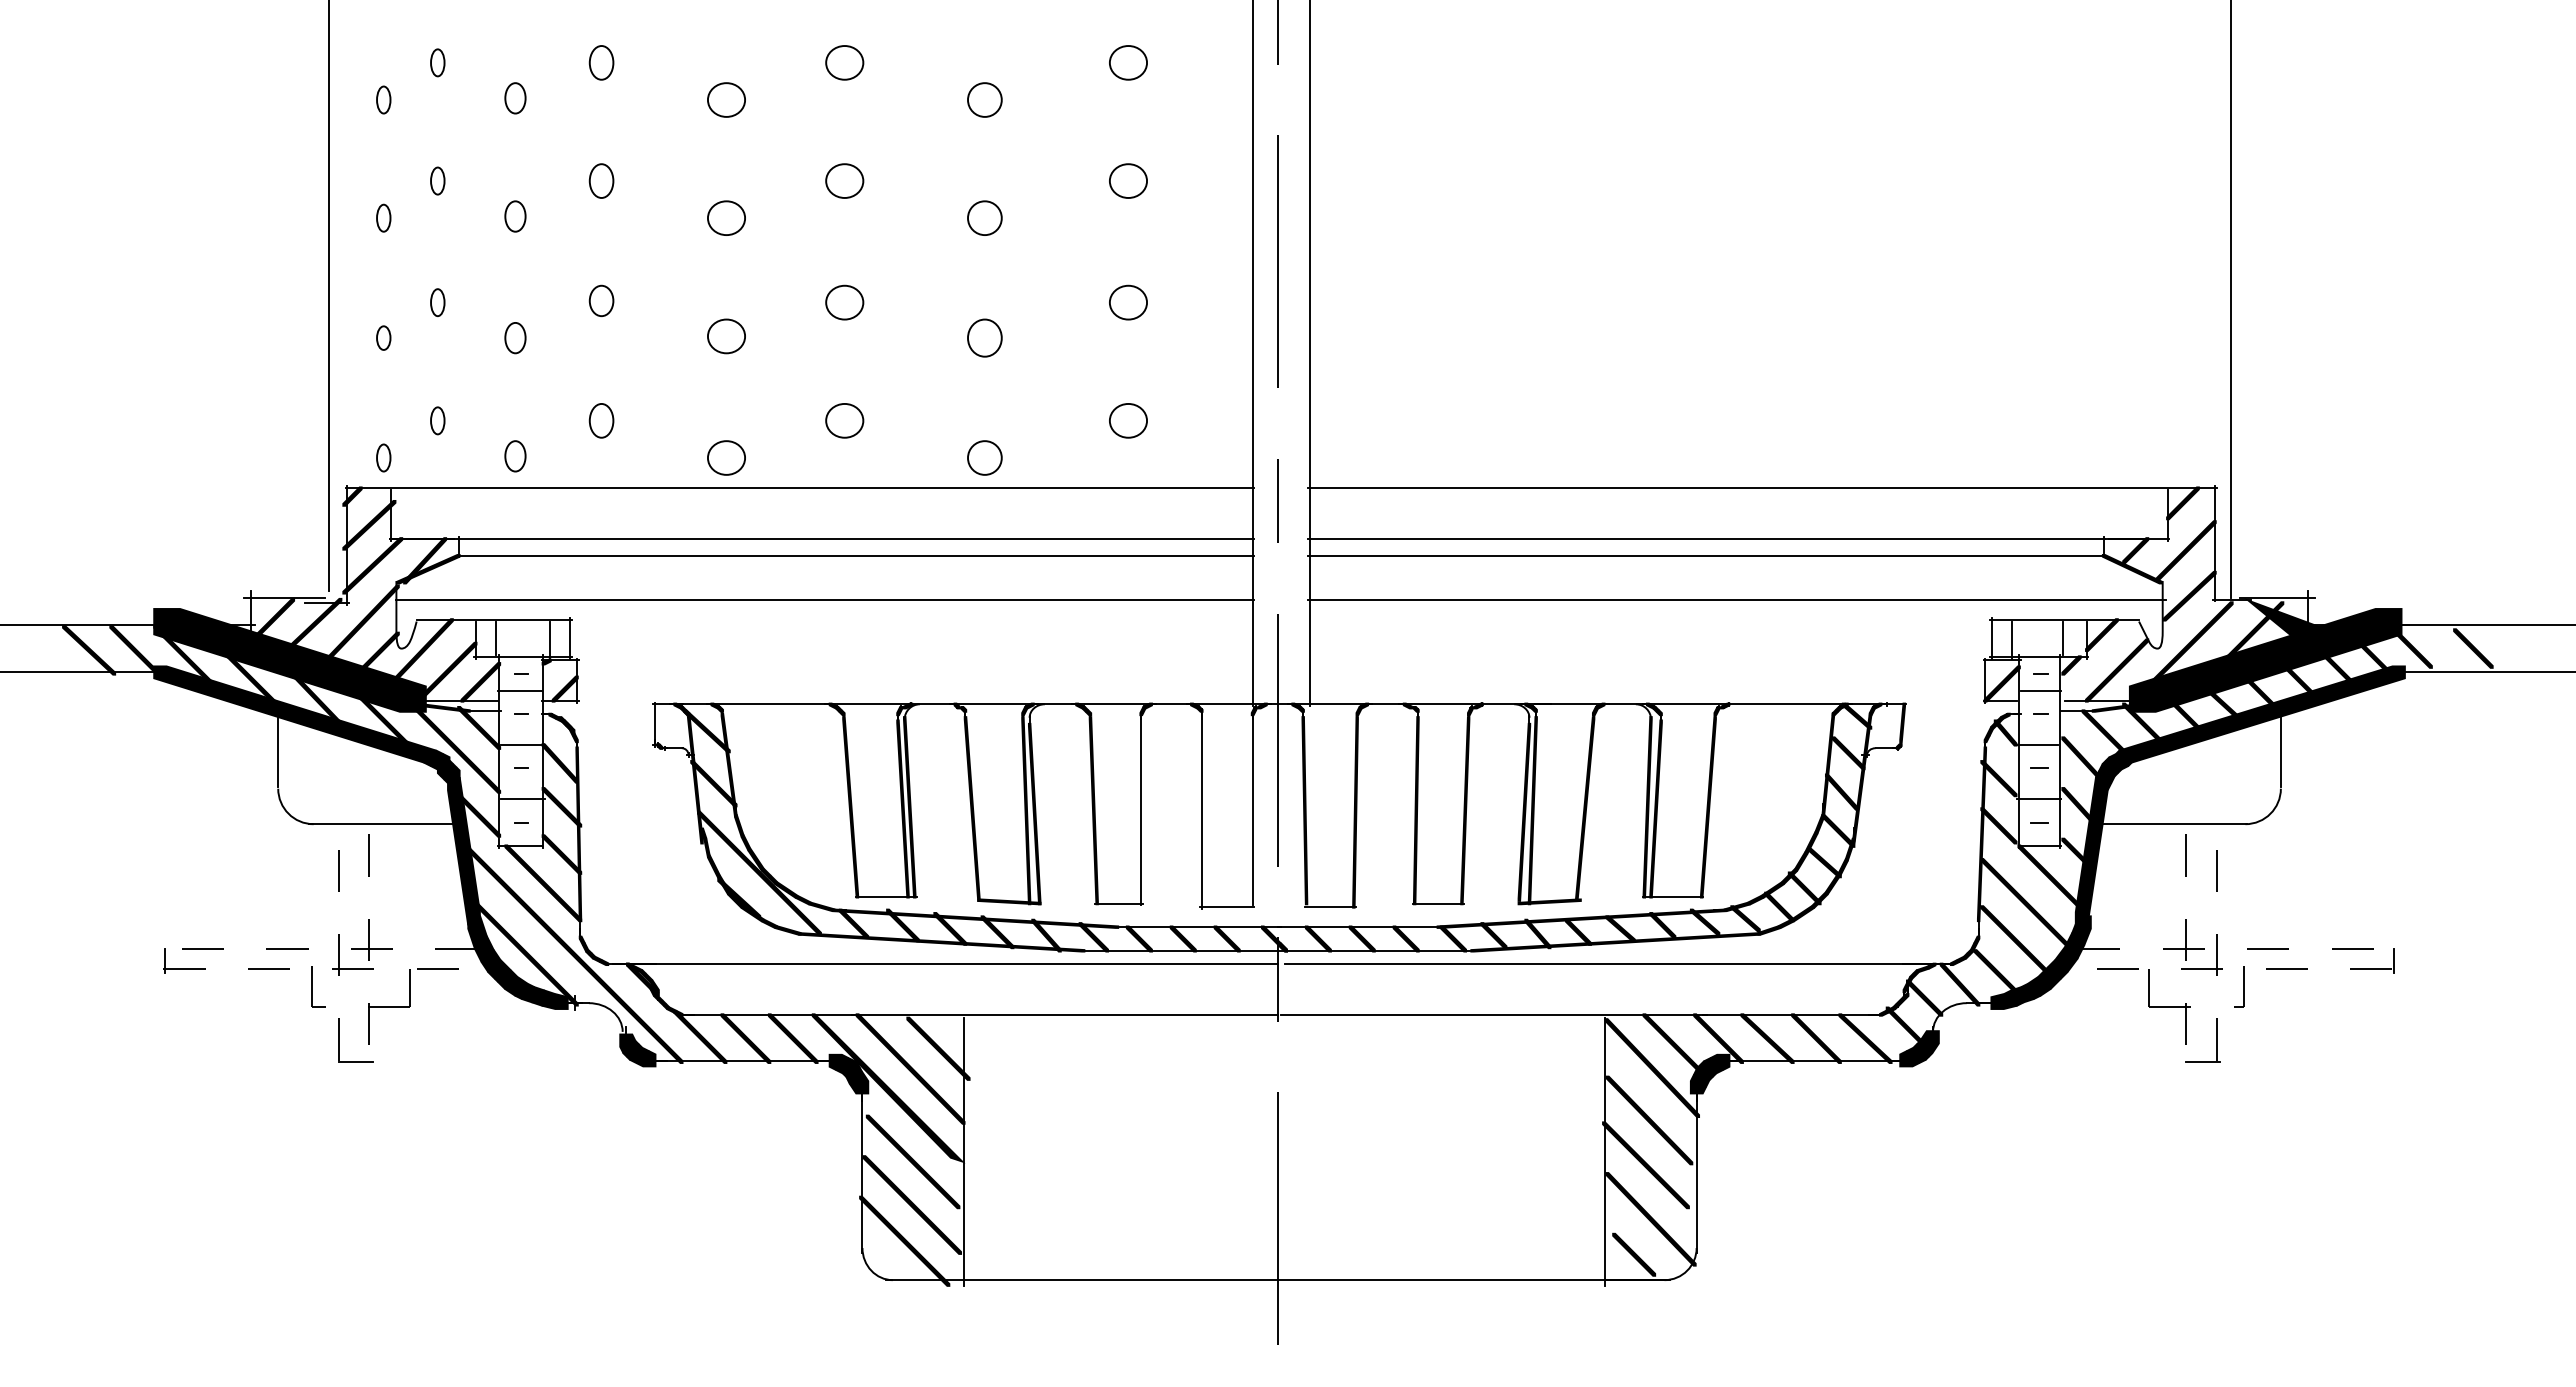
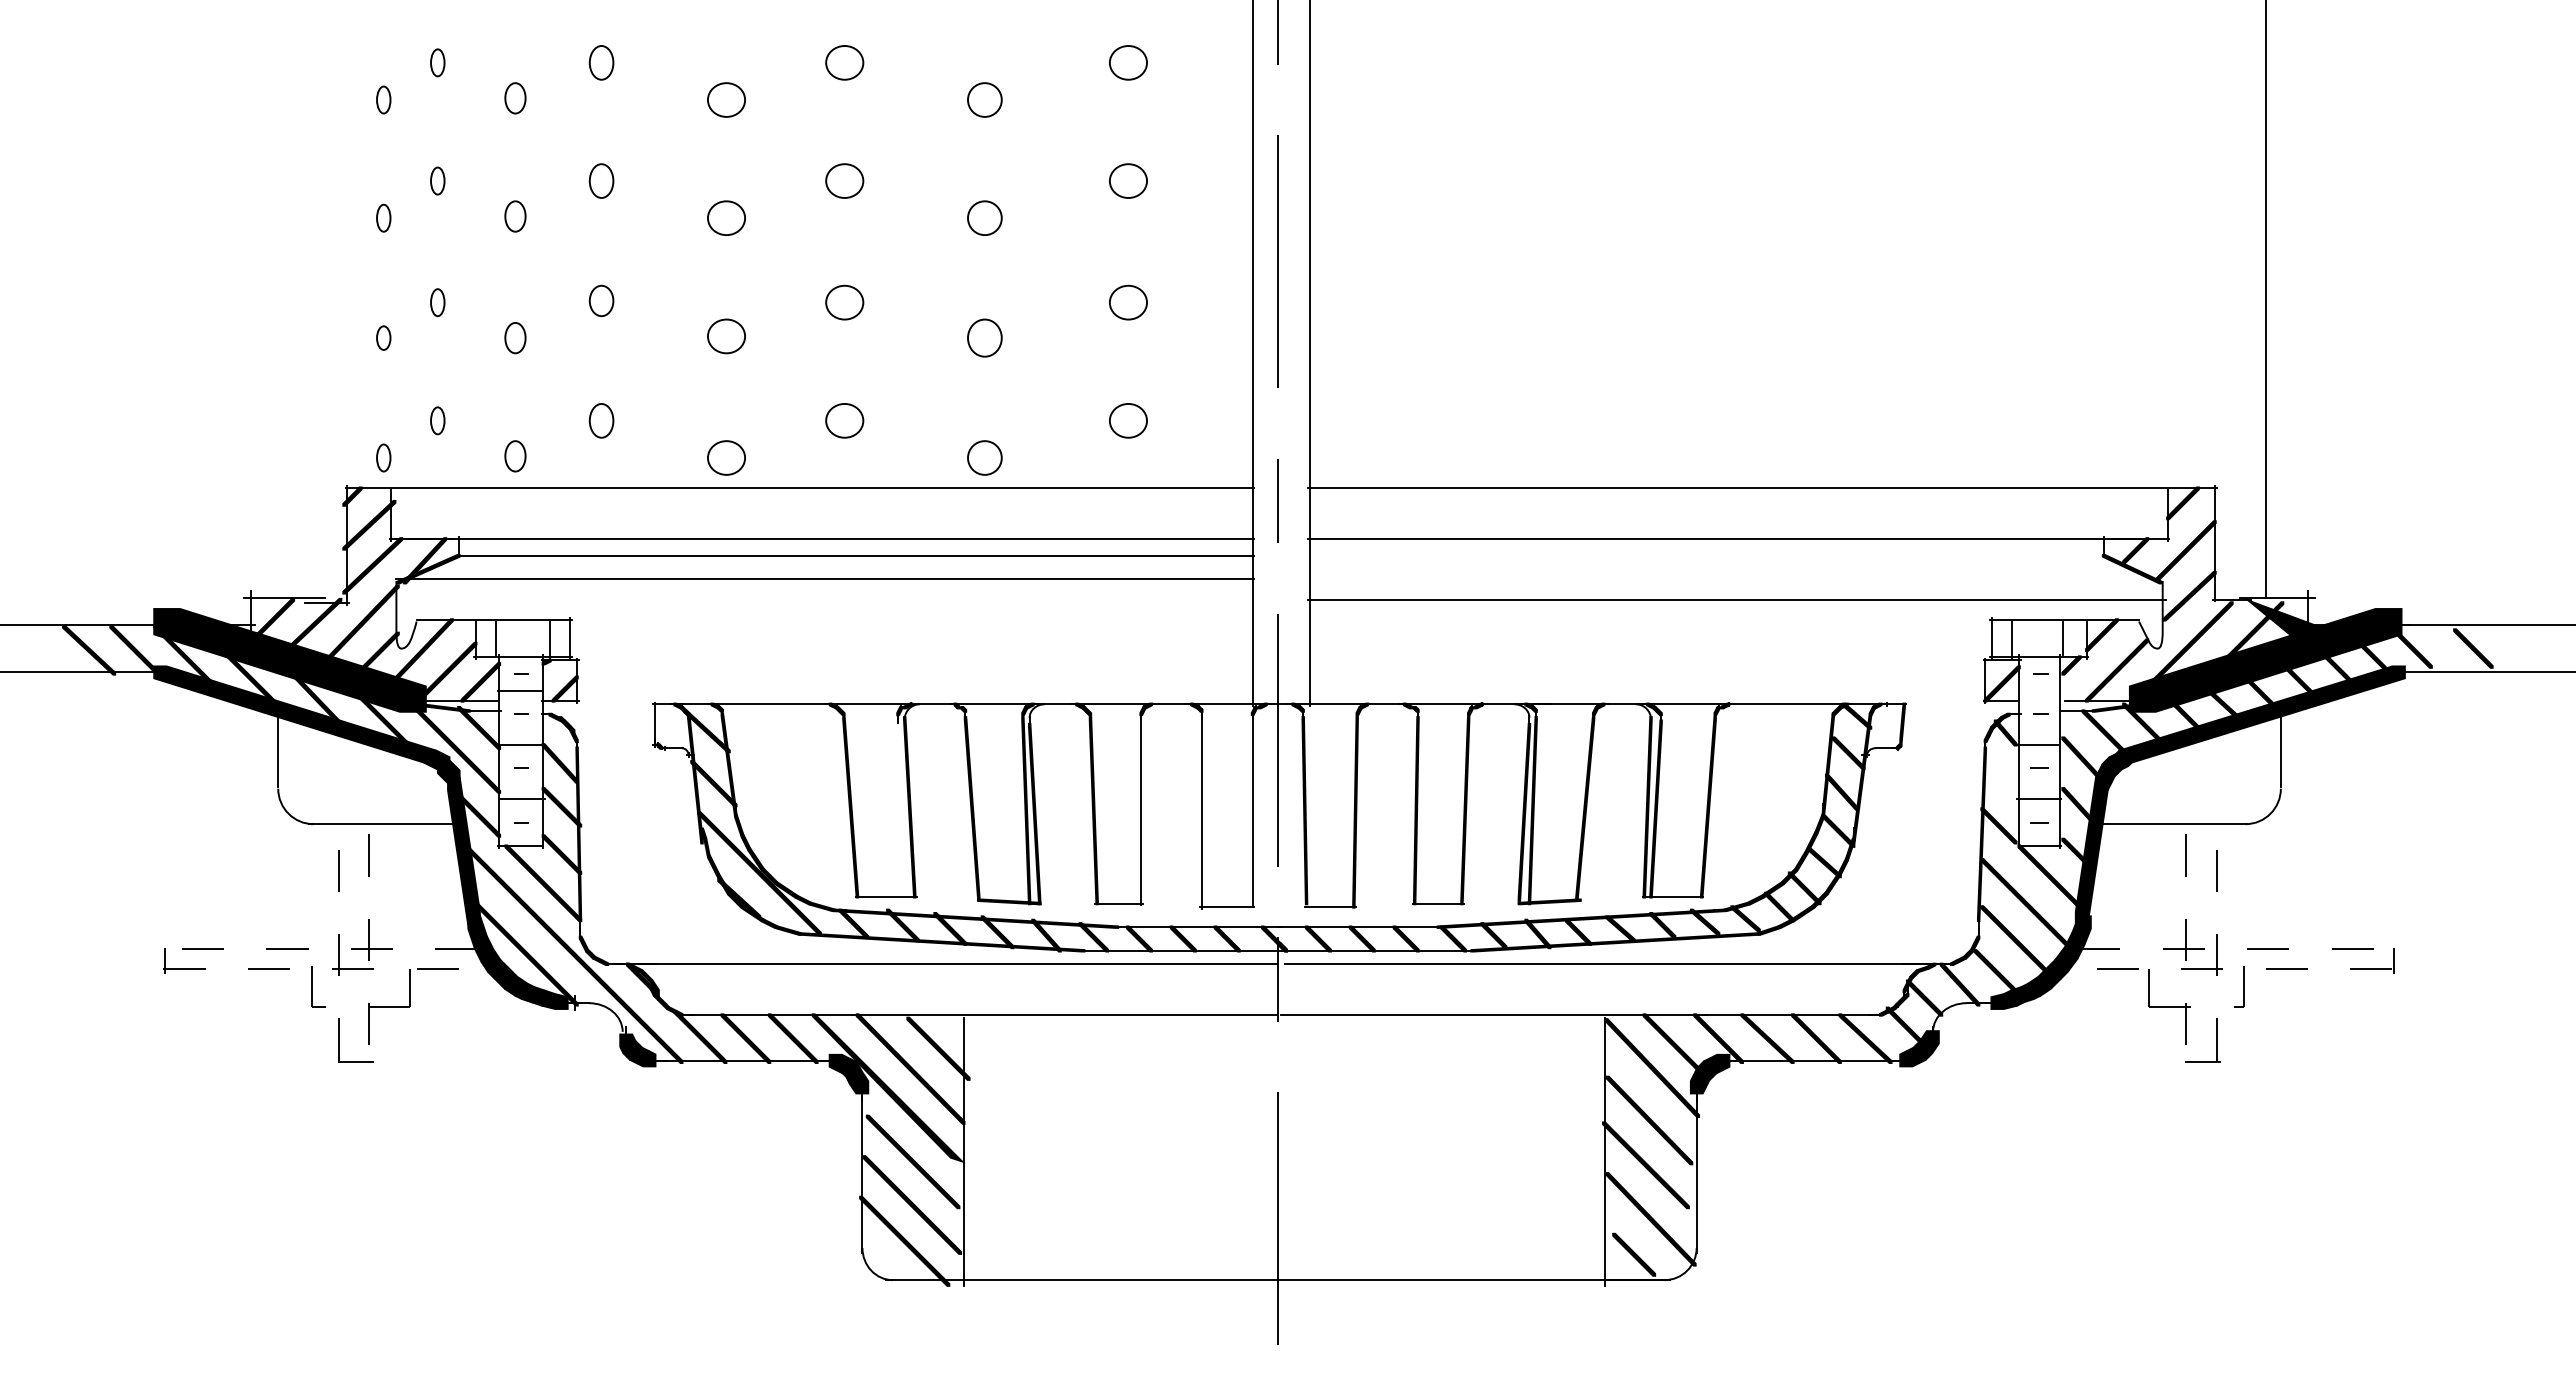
line: present -> none (328, 296)
line position: (2230, 300) -> (2265, 300) (2265, 300)
line: present -> none (1704, 555)
line position: (825, 599) -> (825, 578) (825, 578)
line: present -> none (2040, 690)
fill: present -> none (1998, 778)
fill: present -> none (902, 808)
